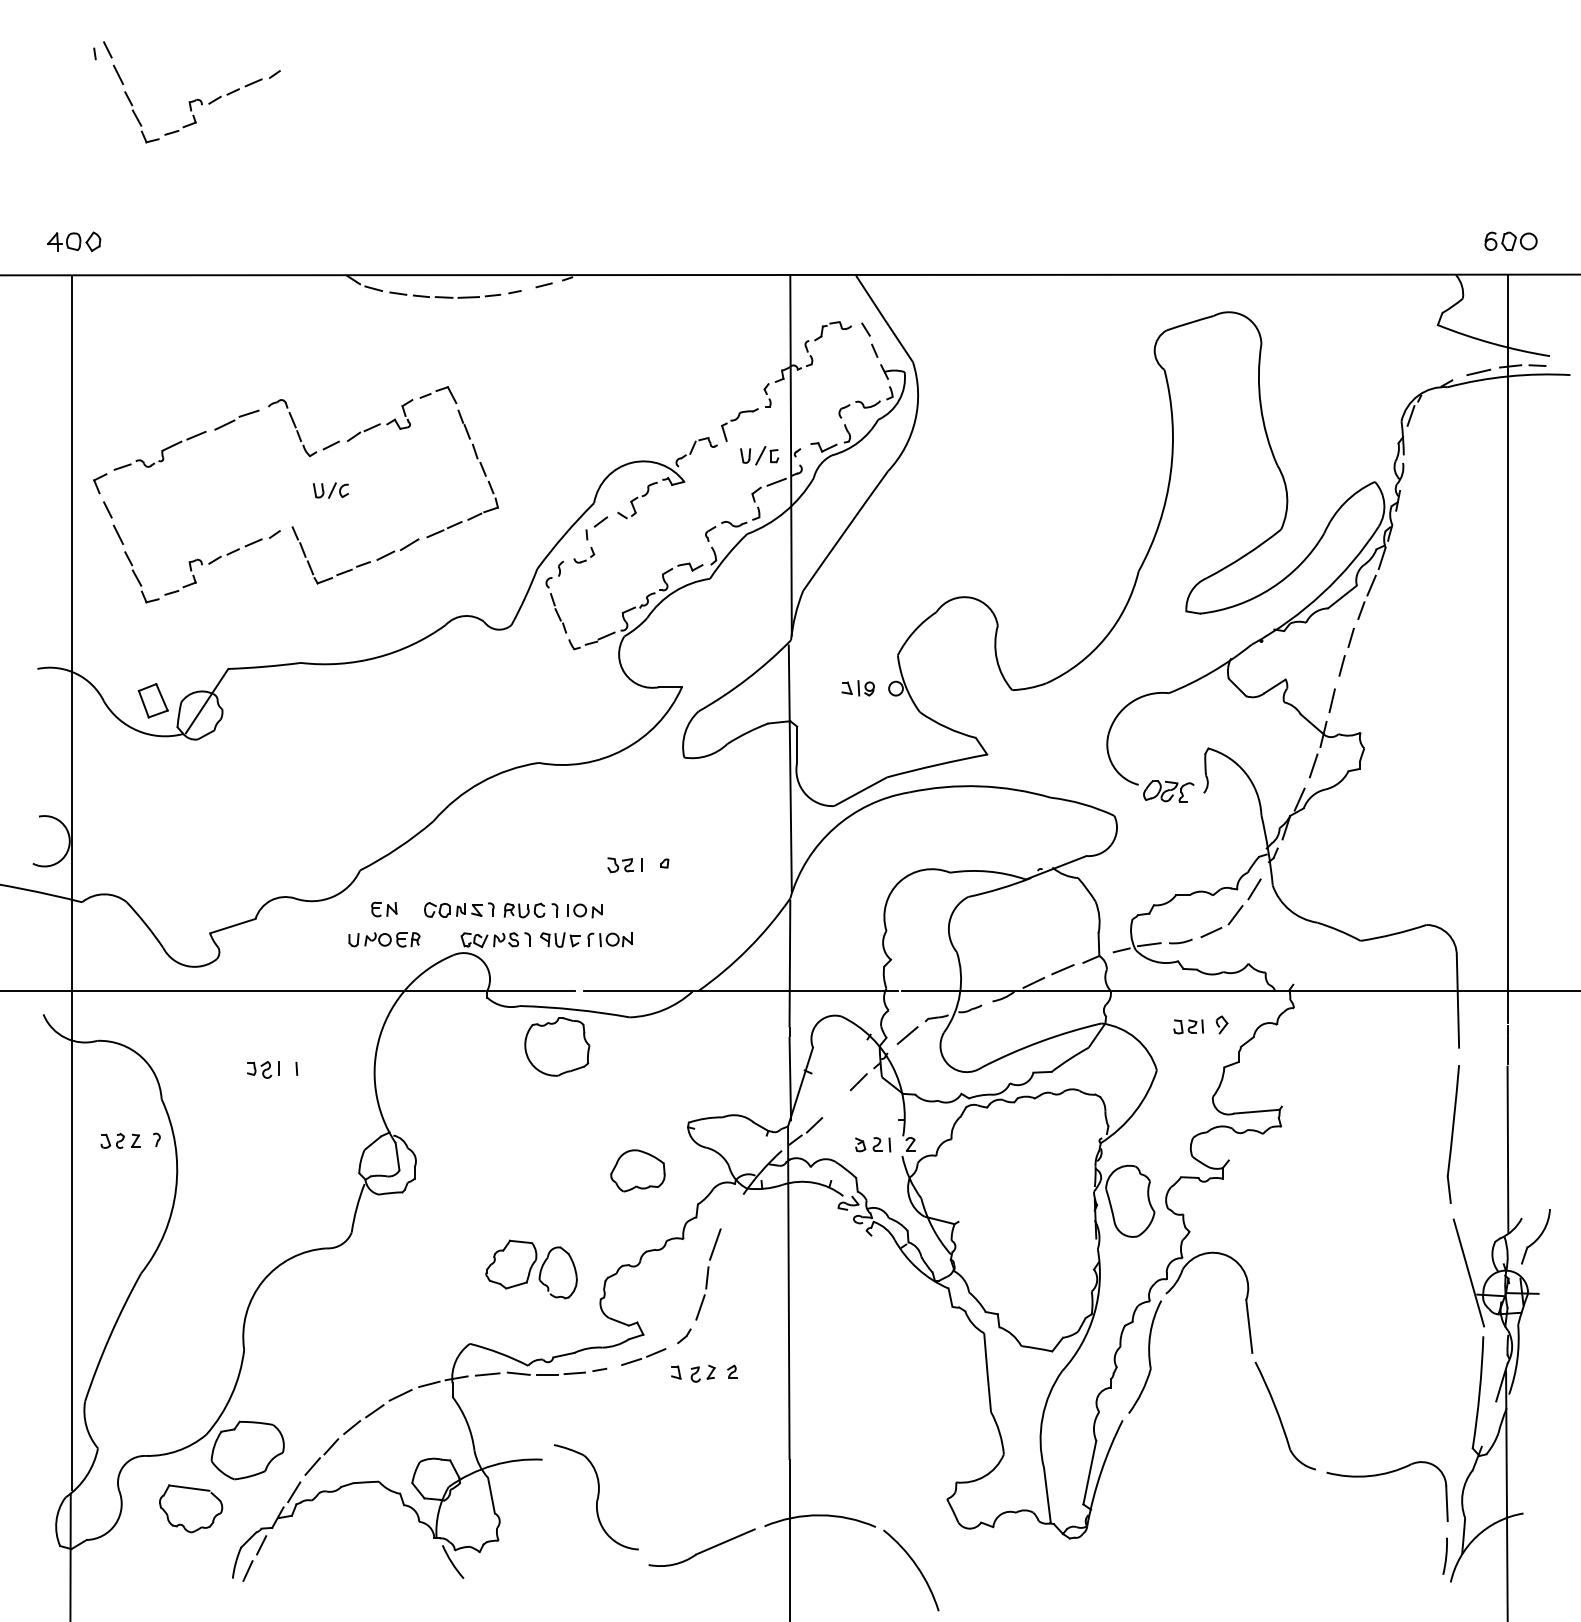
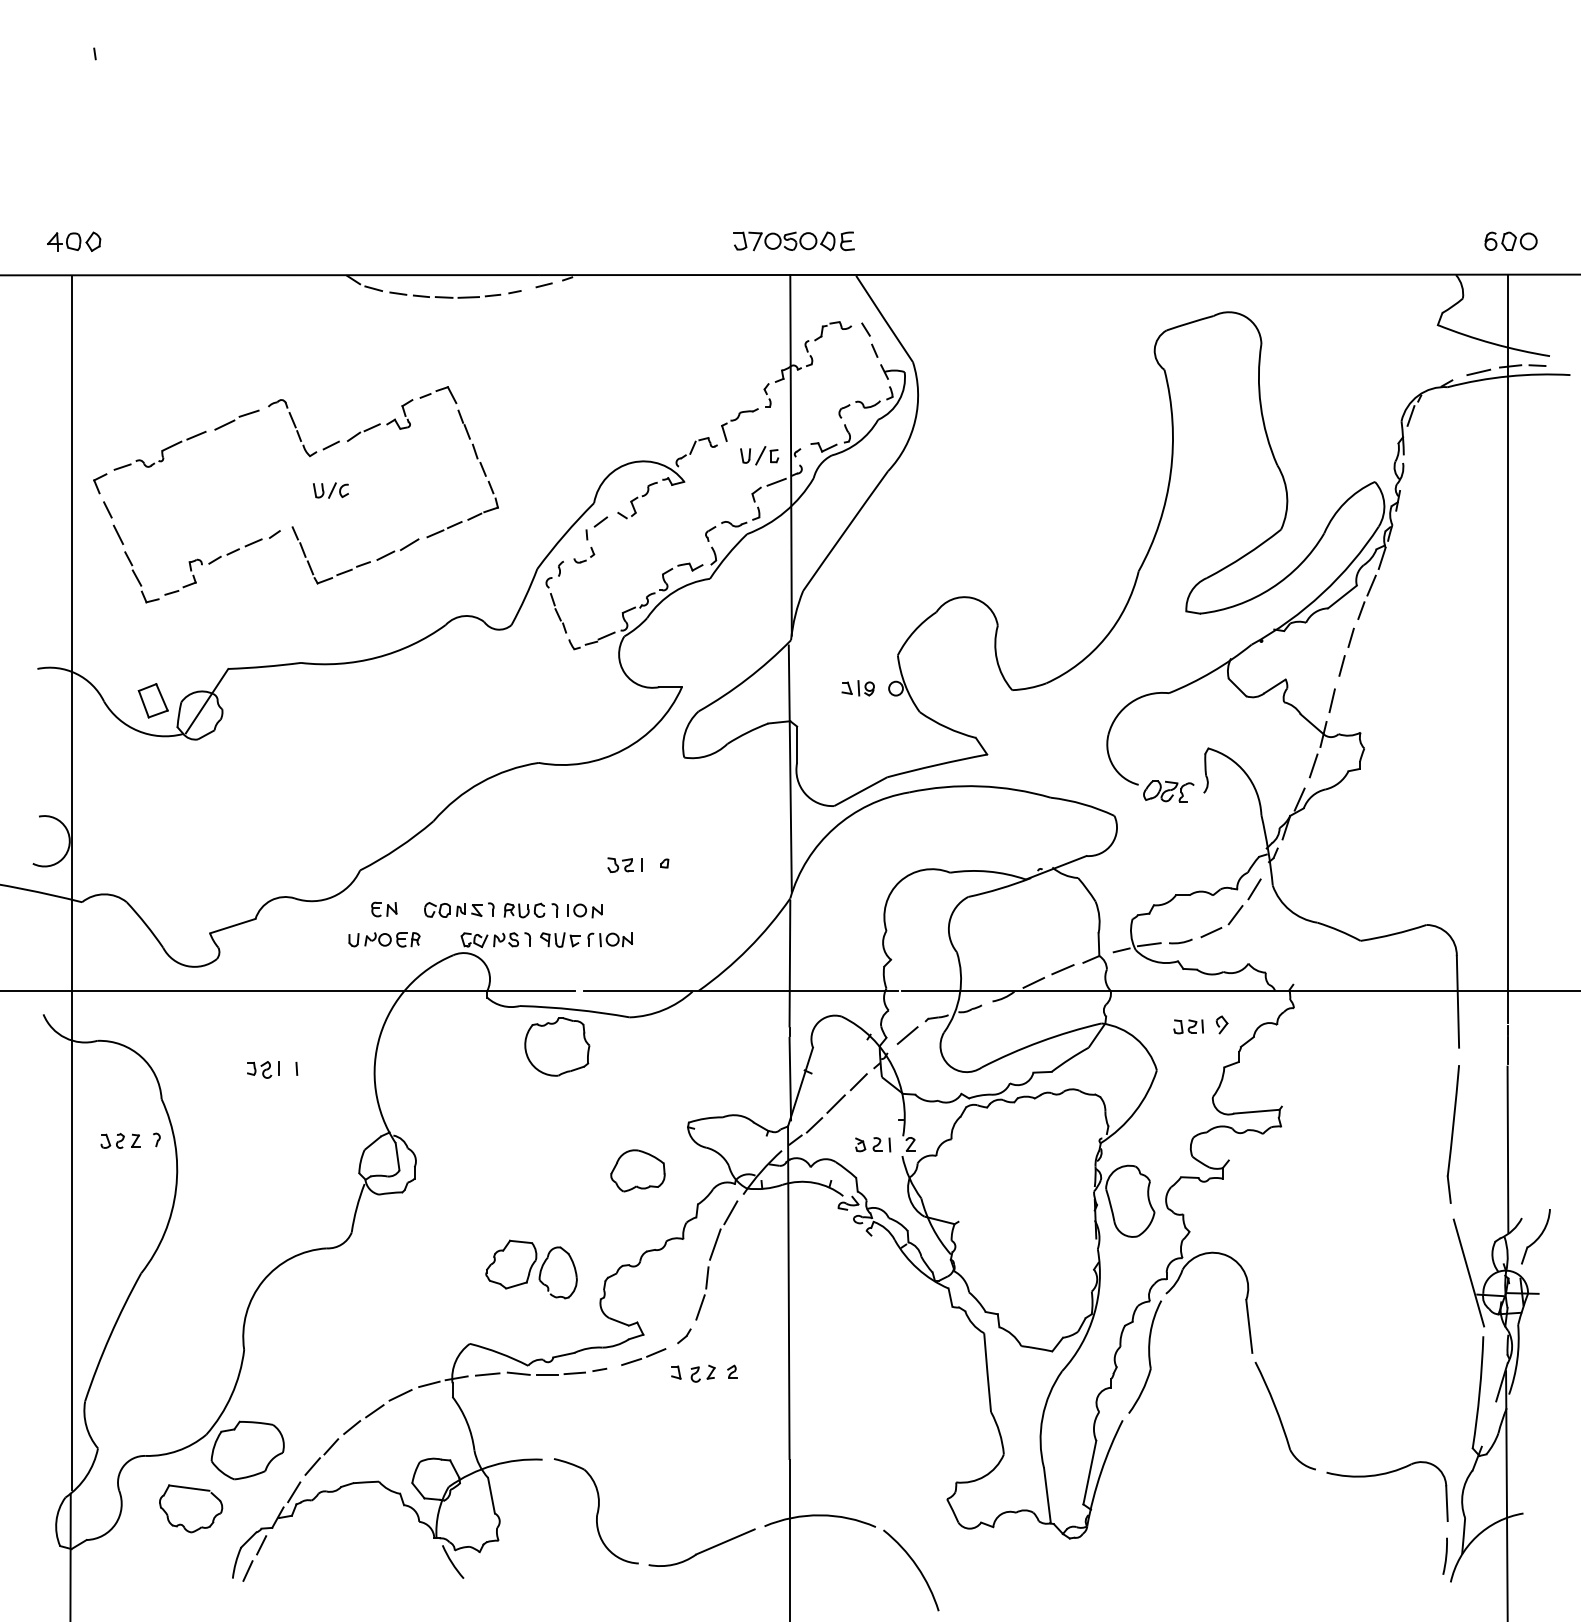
part: present -> none (195, 99)
part: none -> present (793, 241)
line: none -> present (835, 1103)
line: none -> present (730, 1212)
part position: (596, 1497) -> (596, 1511) (596, 1511)
